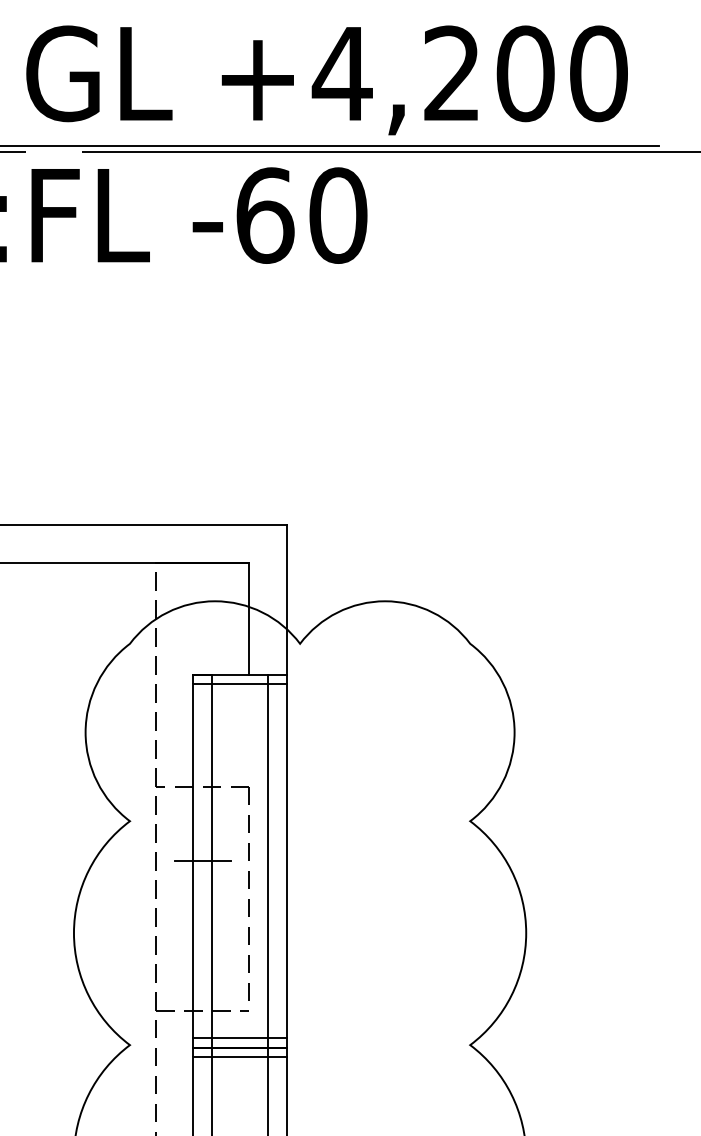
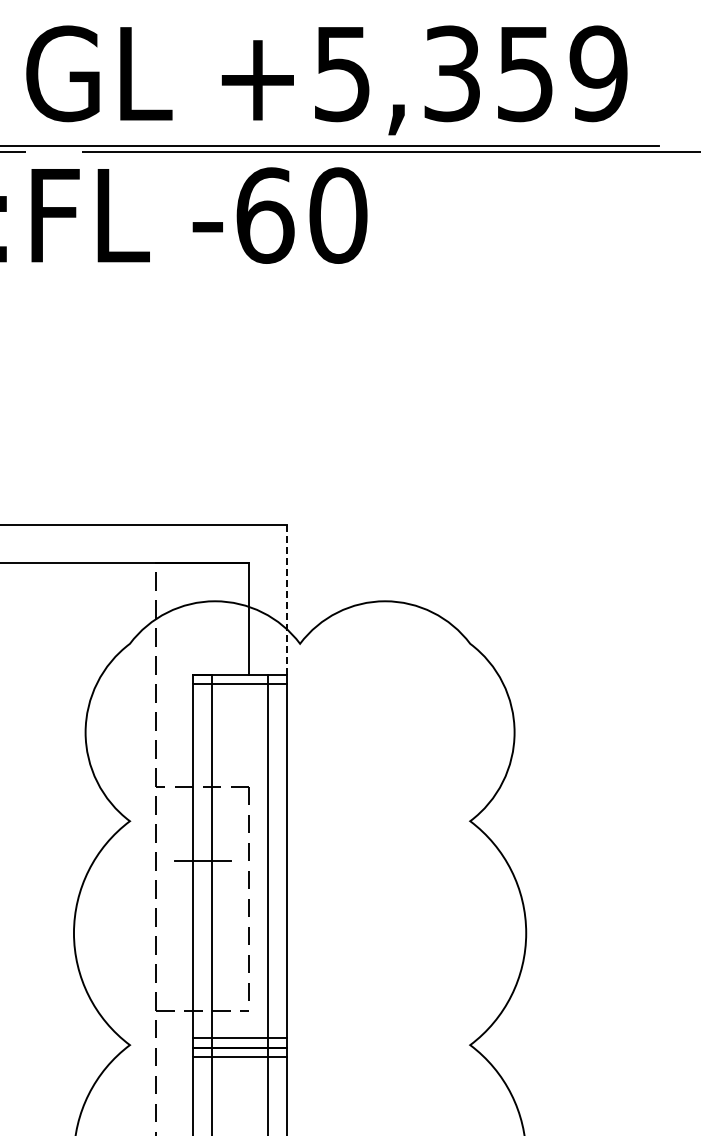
text: +4,200 -> +5,359 (469, 73)
line: solid -> dashed (286, 600)
